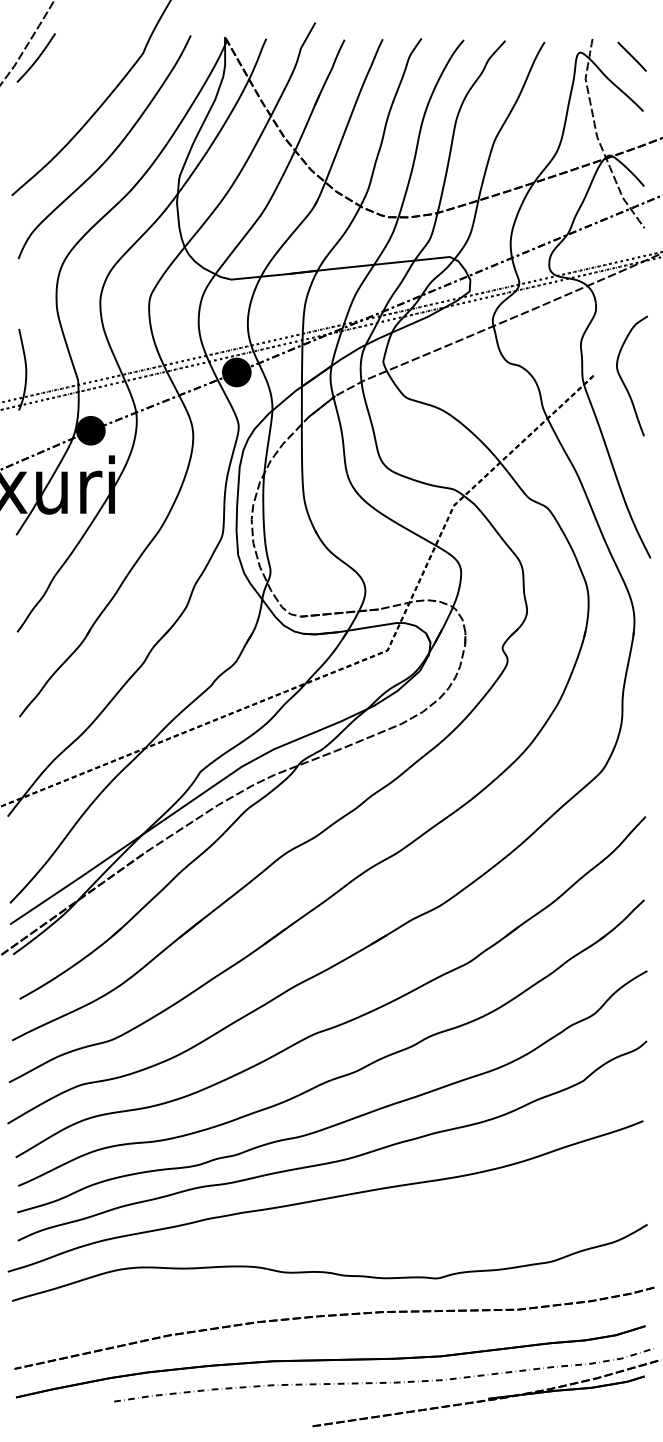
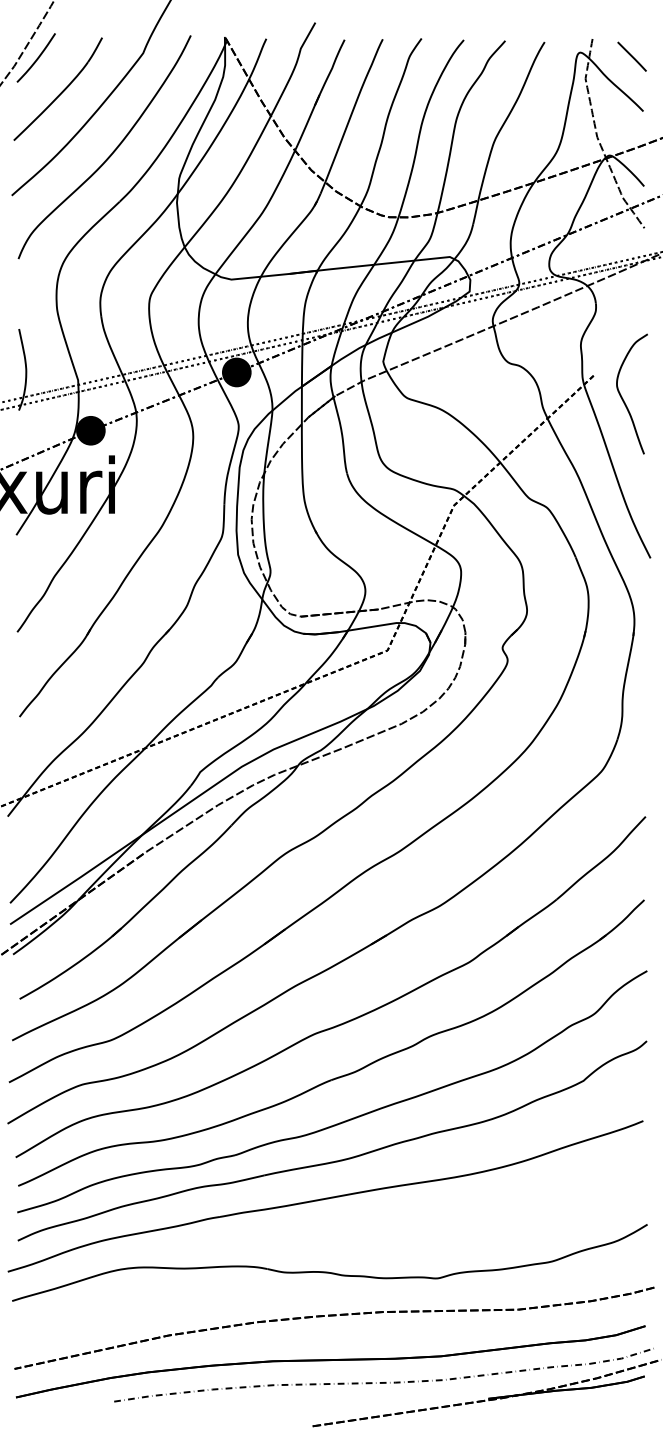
part: none -> present (57, 88)
curve position: (623, 380) -> (623, 398) (623, 398)
